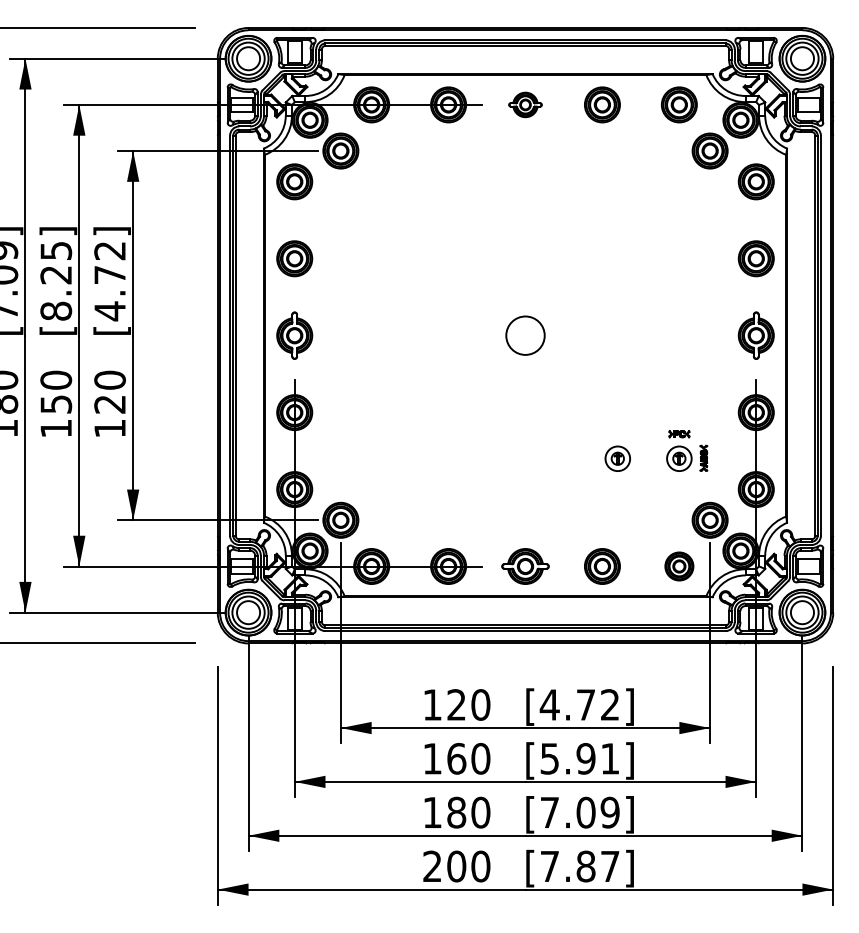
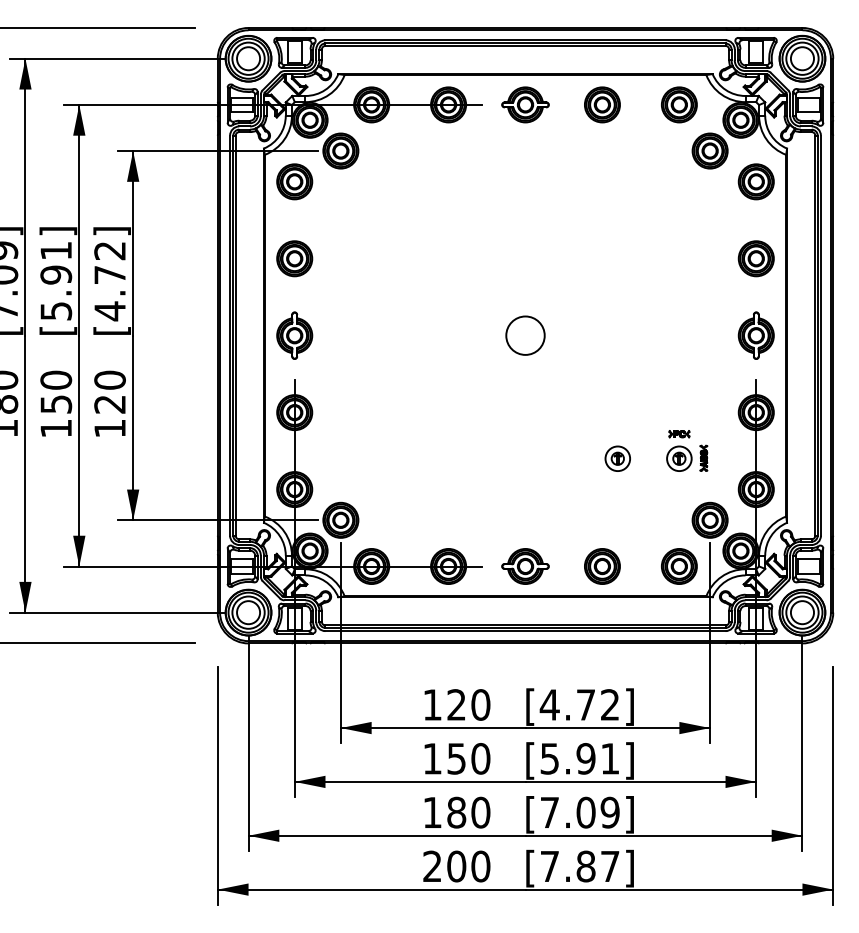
part size: 35x28 px -> 49x38 px (525, 104)
text: [8.25] -> [5.91] (56, 281)
part size: 31x31 px -> 37x37 px (679, 566)
text: 160 -> 150 (456, 758)
